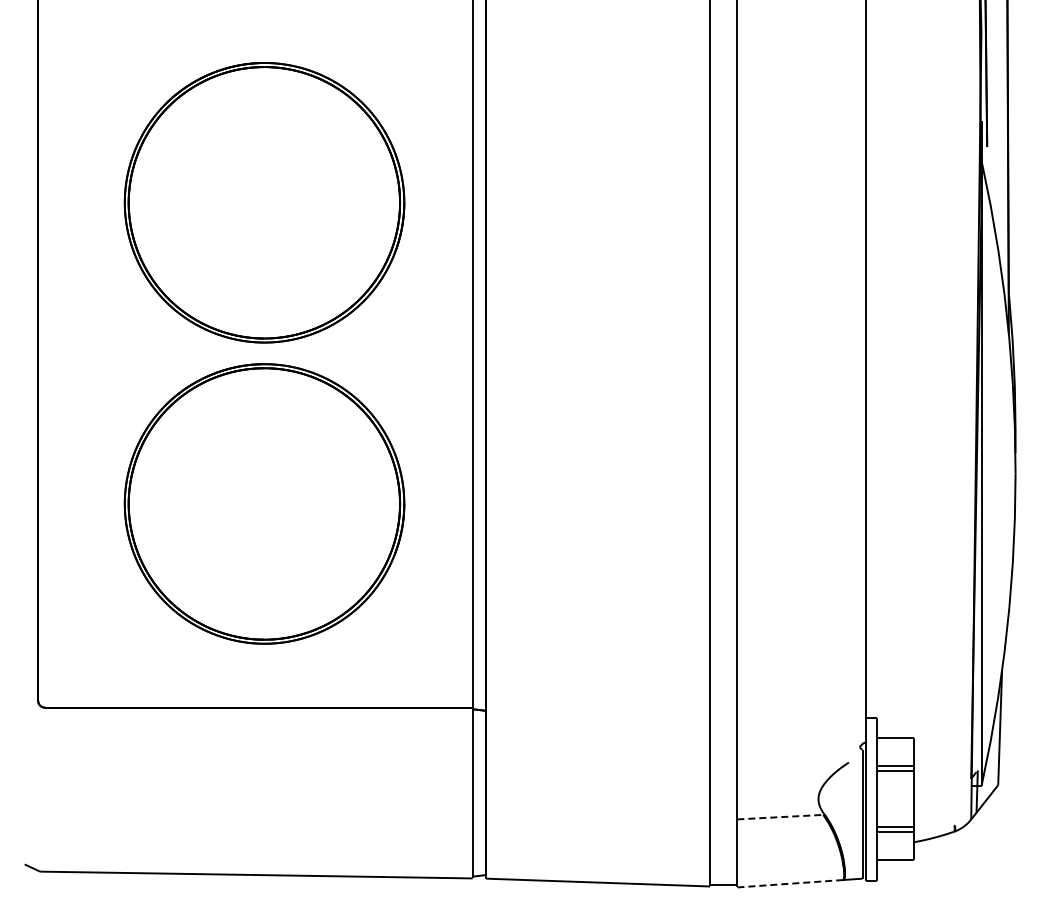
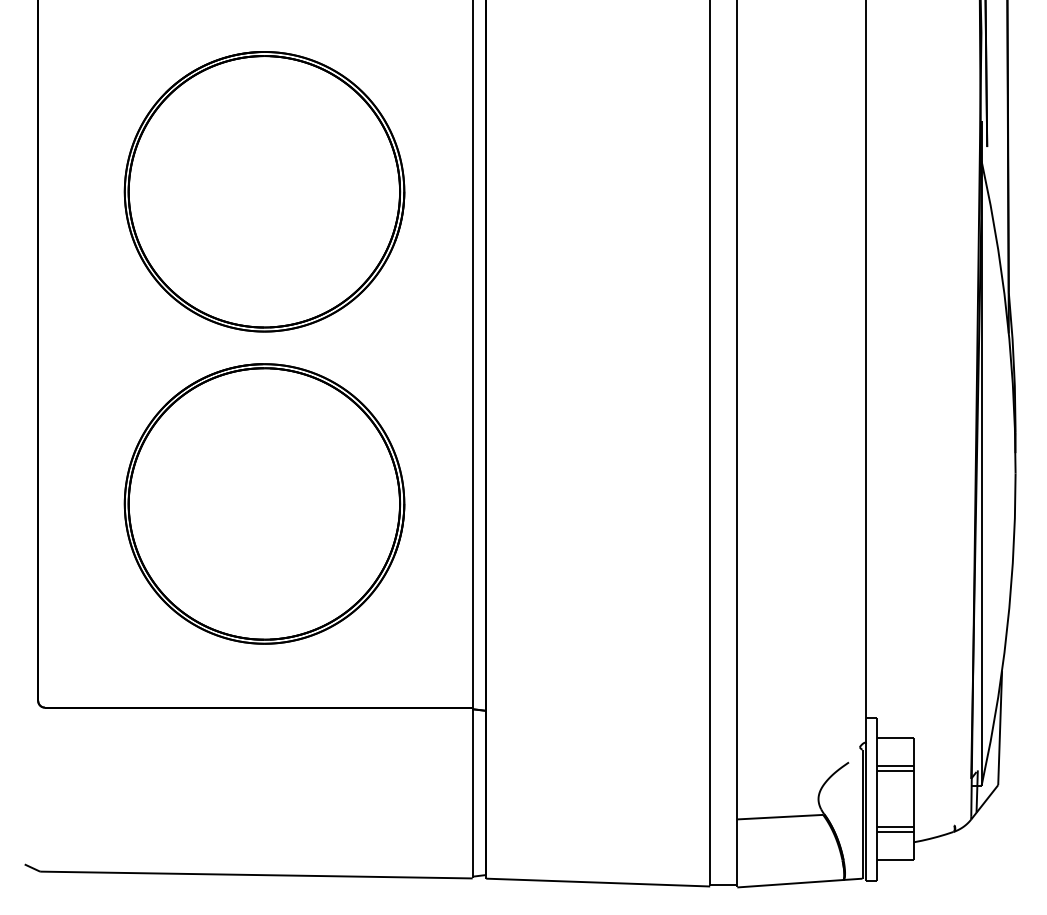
part position: (264, 202) -> (264, 191) (264, 191)
line: dashed -> solid (780, 817)
line: dashed -> solid (789, 883)
